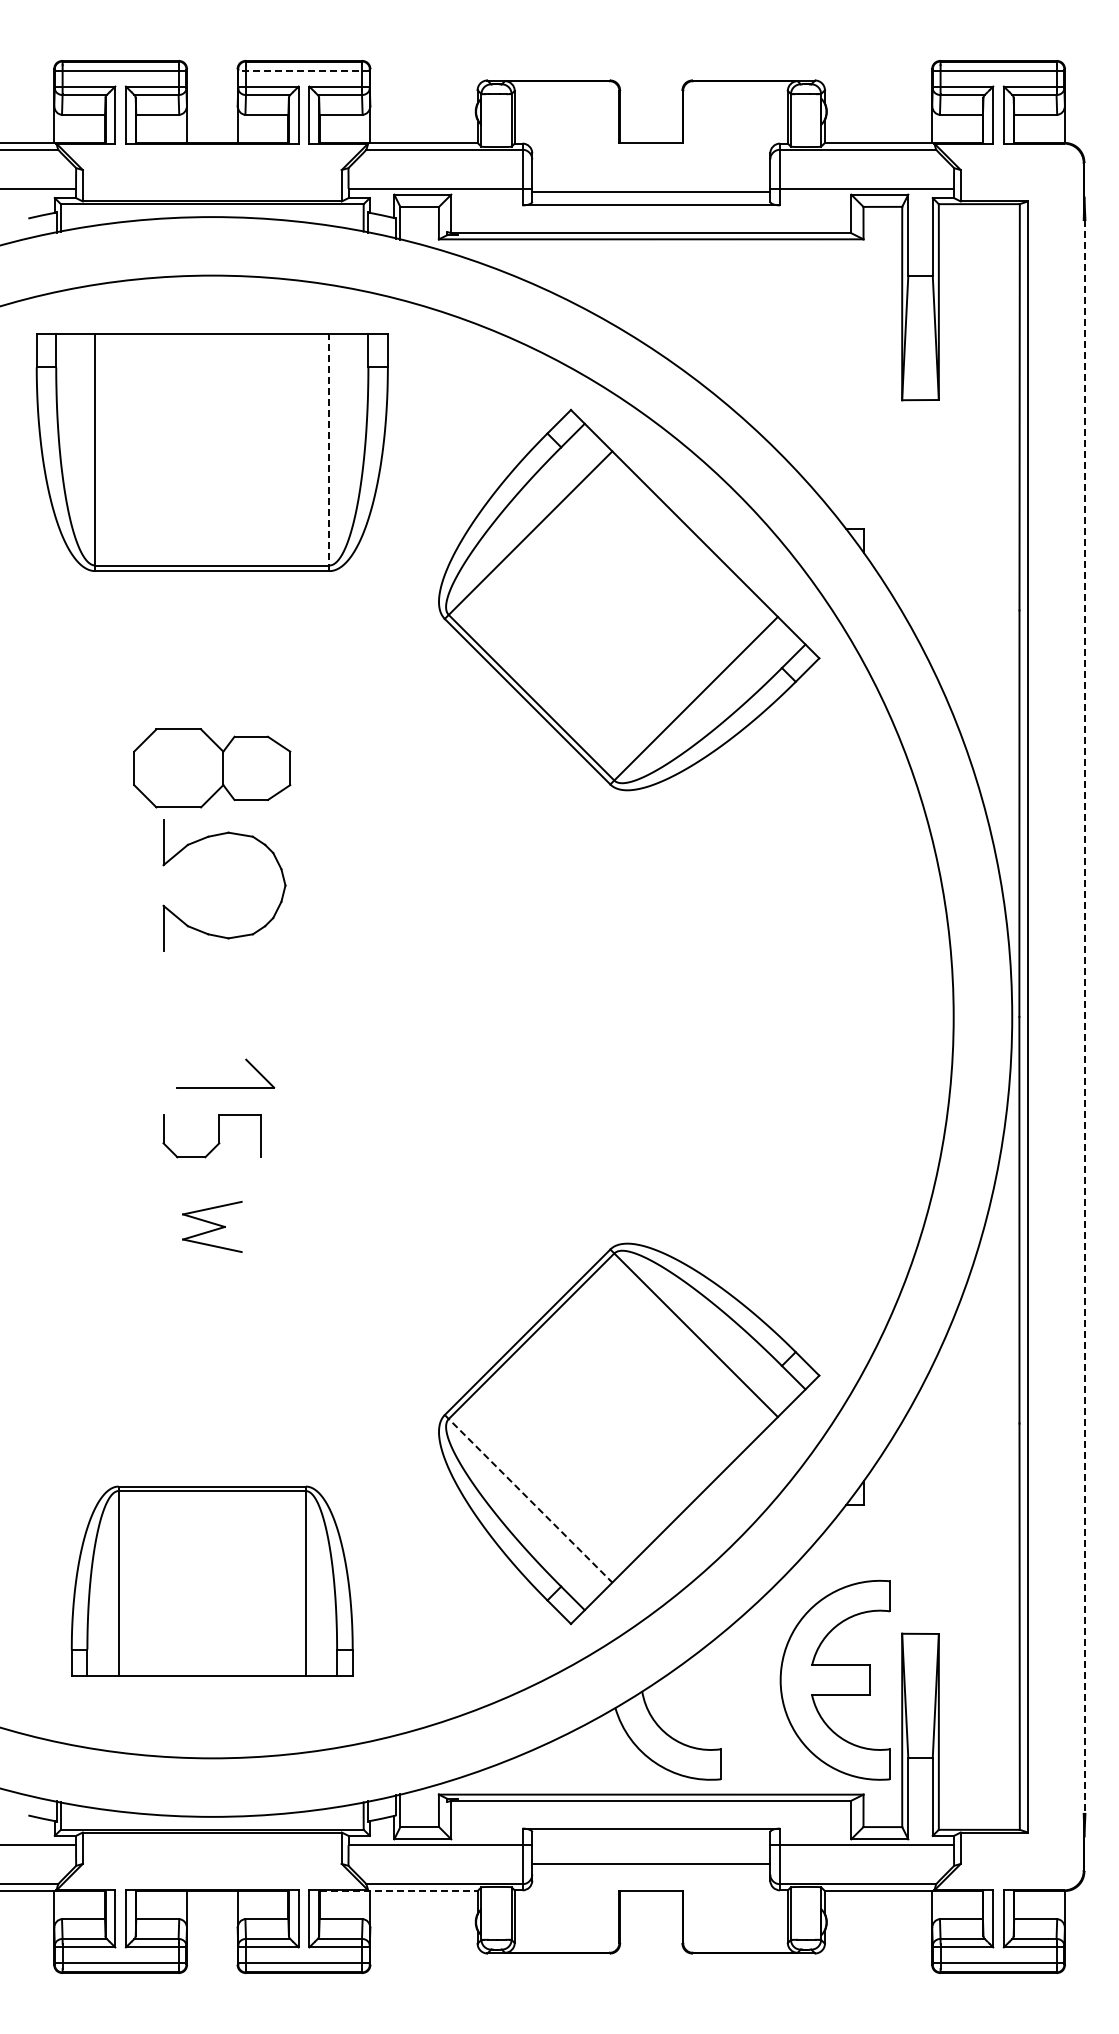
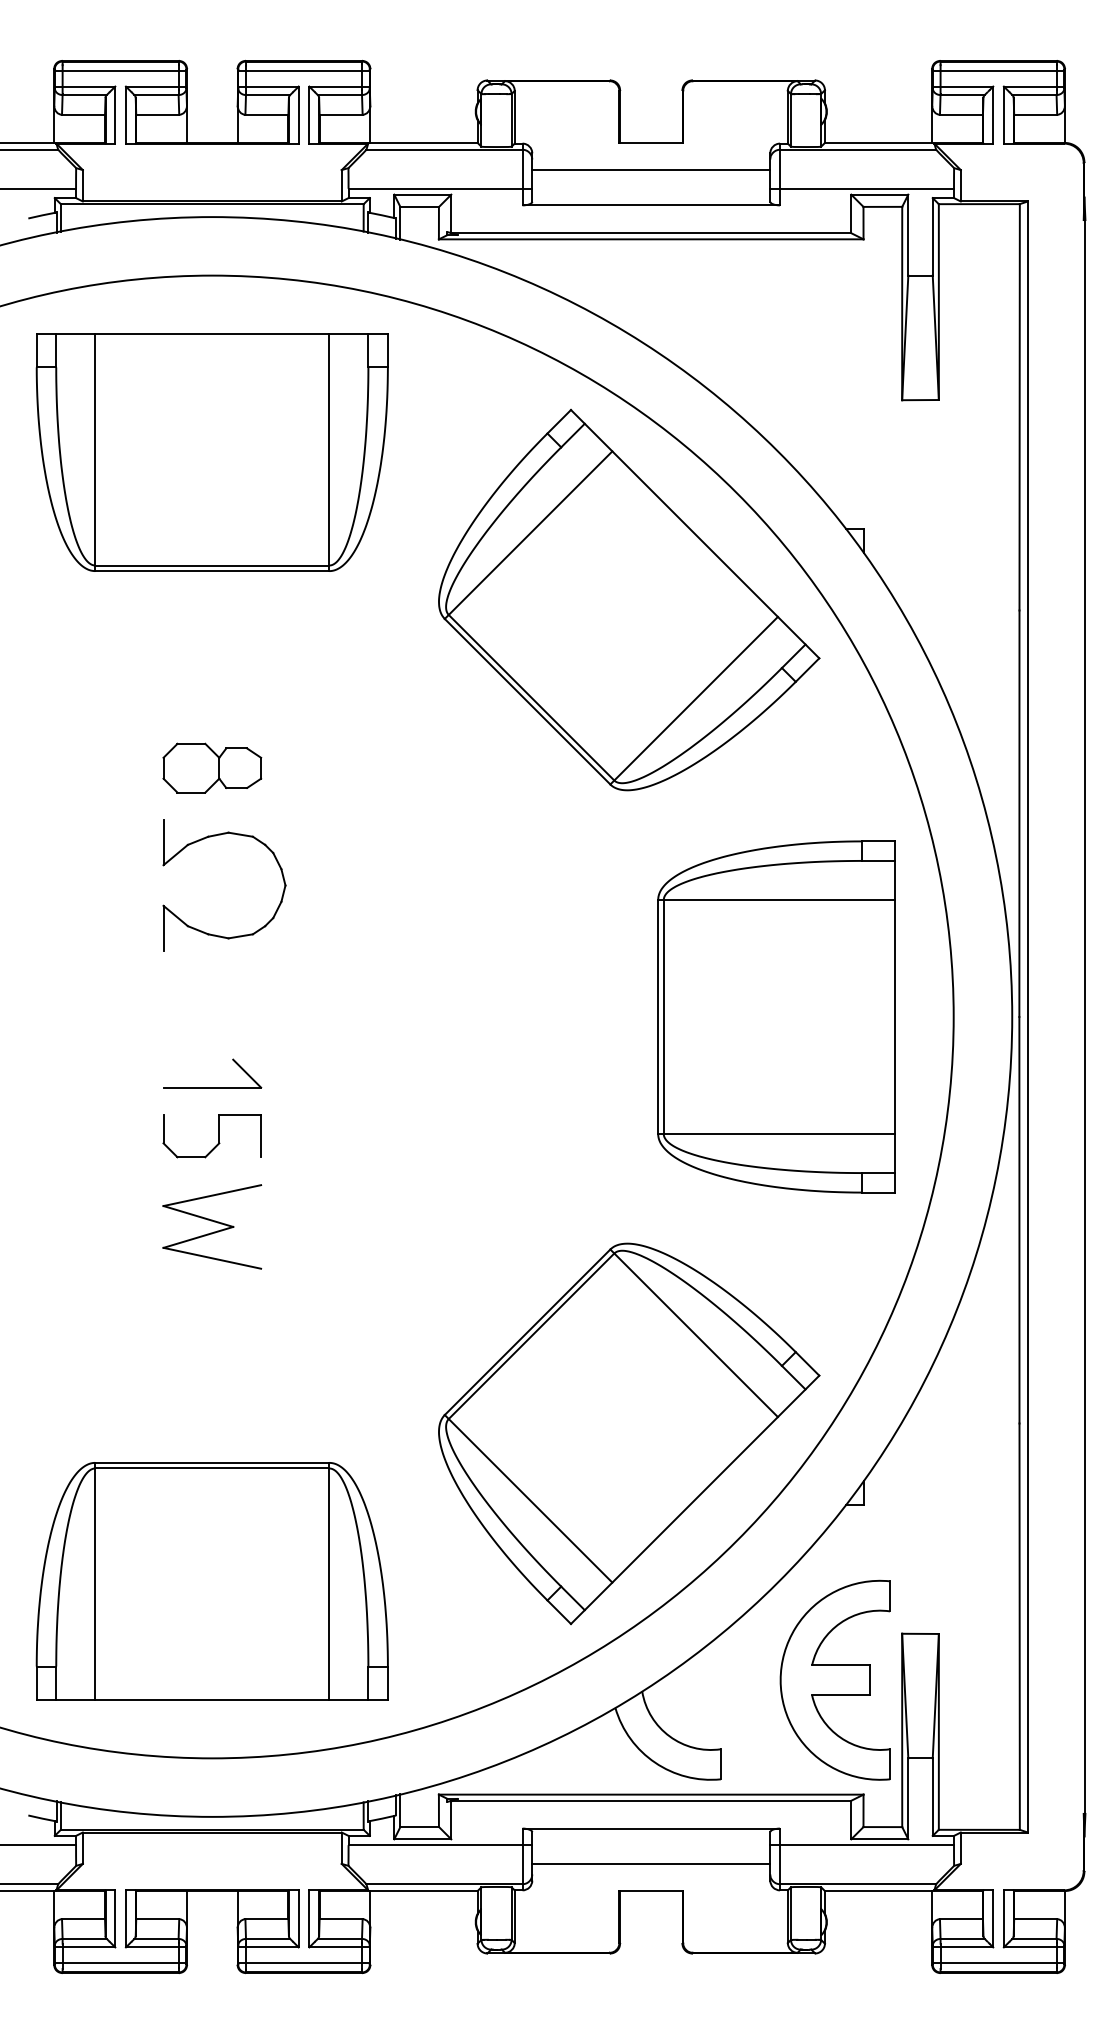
line: dashed -> solid (304, 71)
line position: (651, 192) -> (651, 170) (651, 170)
line: dashed -> solid (329, 452)
part size: 159x81 px -> 101x52 px (212, 767)
part: none -> present (776, 1016)
line: dashed -> solid (1085, 1017)
part position: (225, 1087) -> (212, 1087) (212, 1087)
part size: 61x52 px -> 101x86 px (212, 1226)
line: dashed -> solid (528, 1498)
part size: 284x192 px -> 354x239 px (211, 1581)
line: dashed -> solid (399, 1891)
